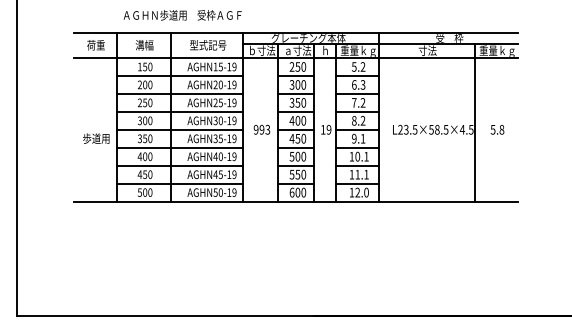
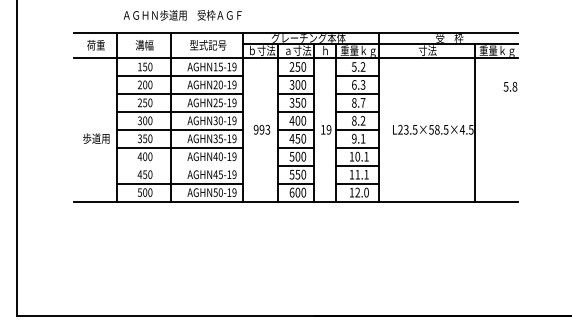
text: 7.2 -> 8.7 (358, 102)
text position: (497, 129) -> (510, 86) (510, 86)
line: present -> none (179, 165)
